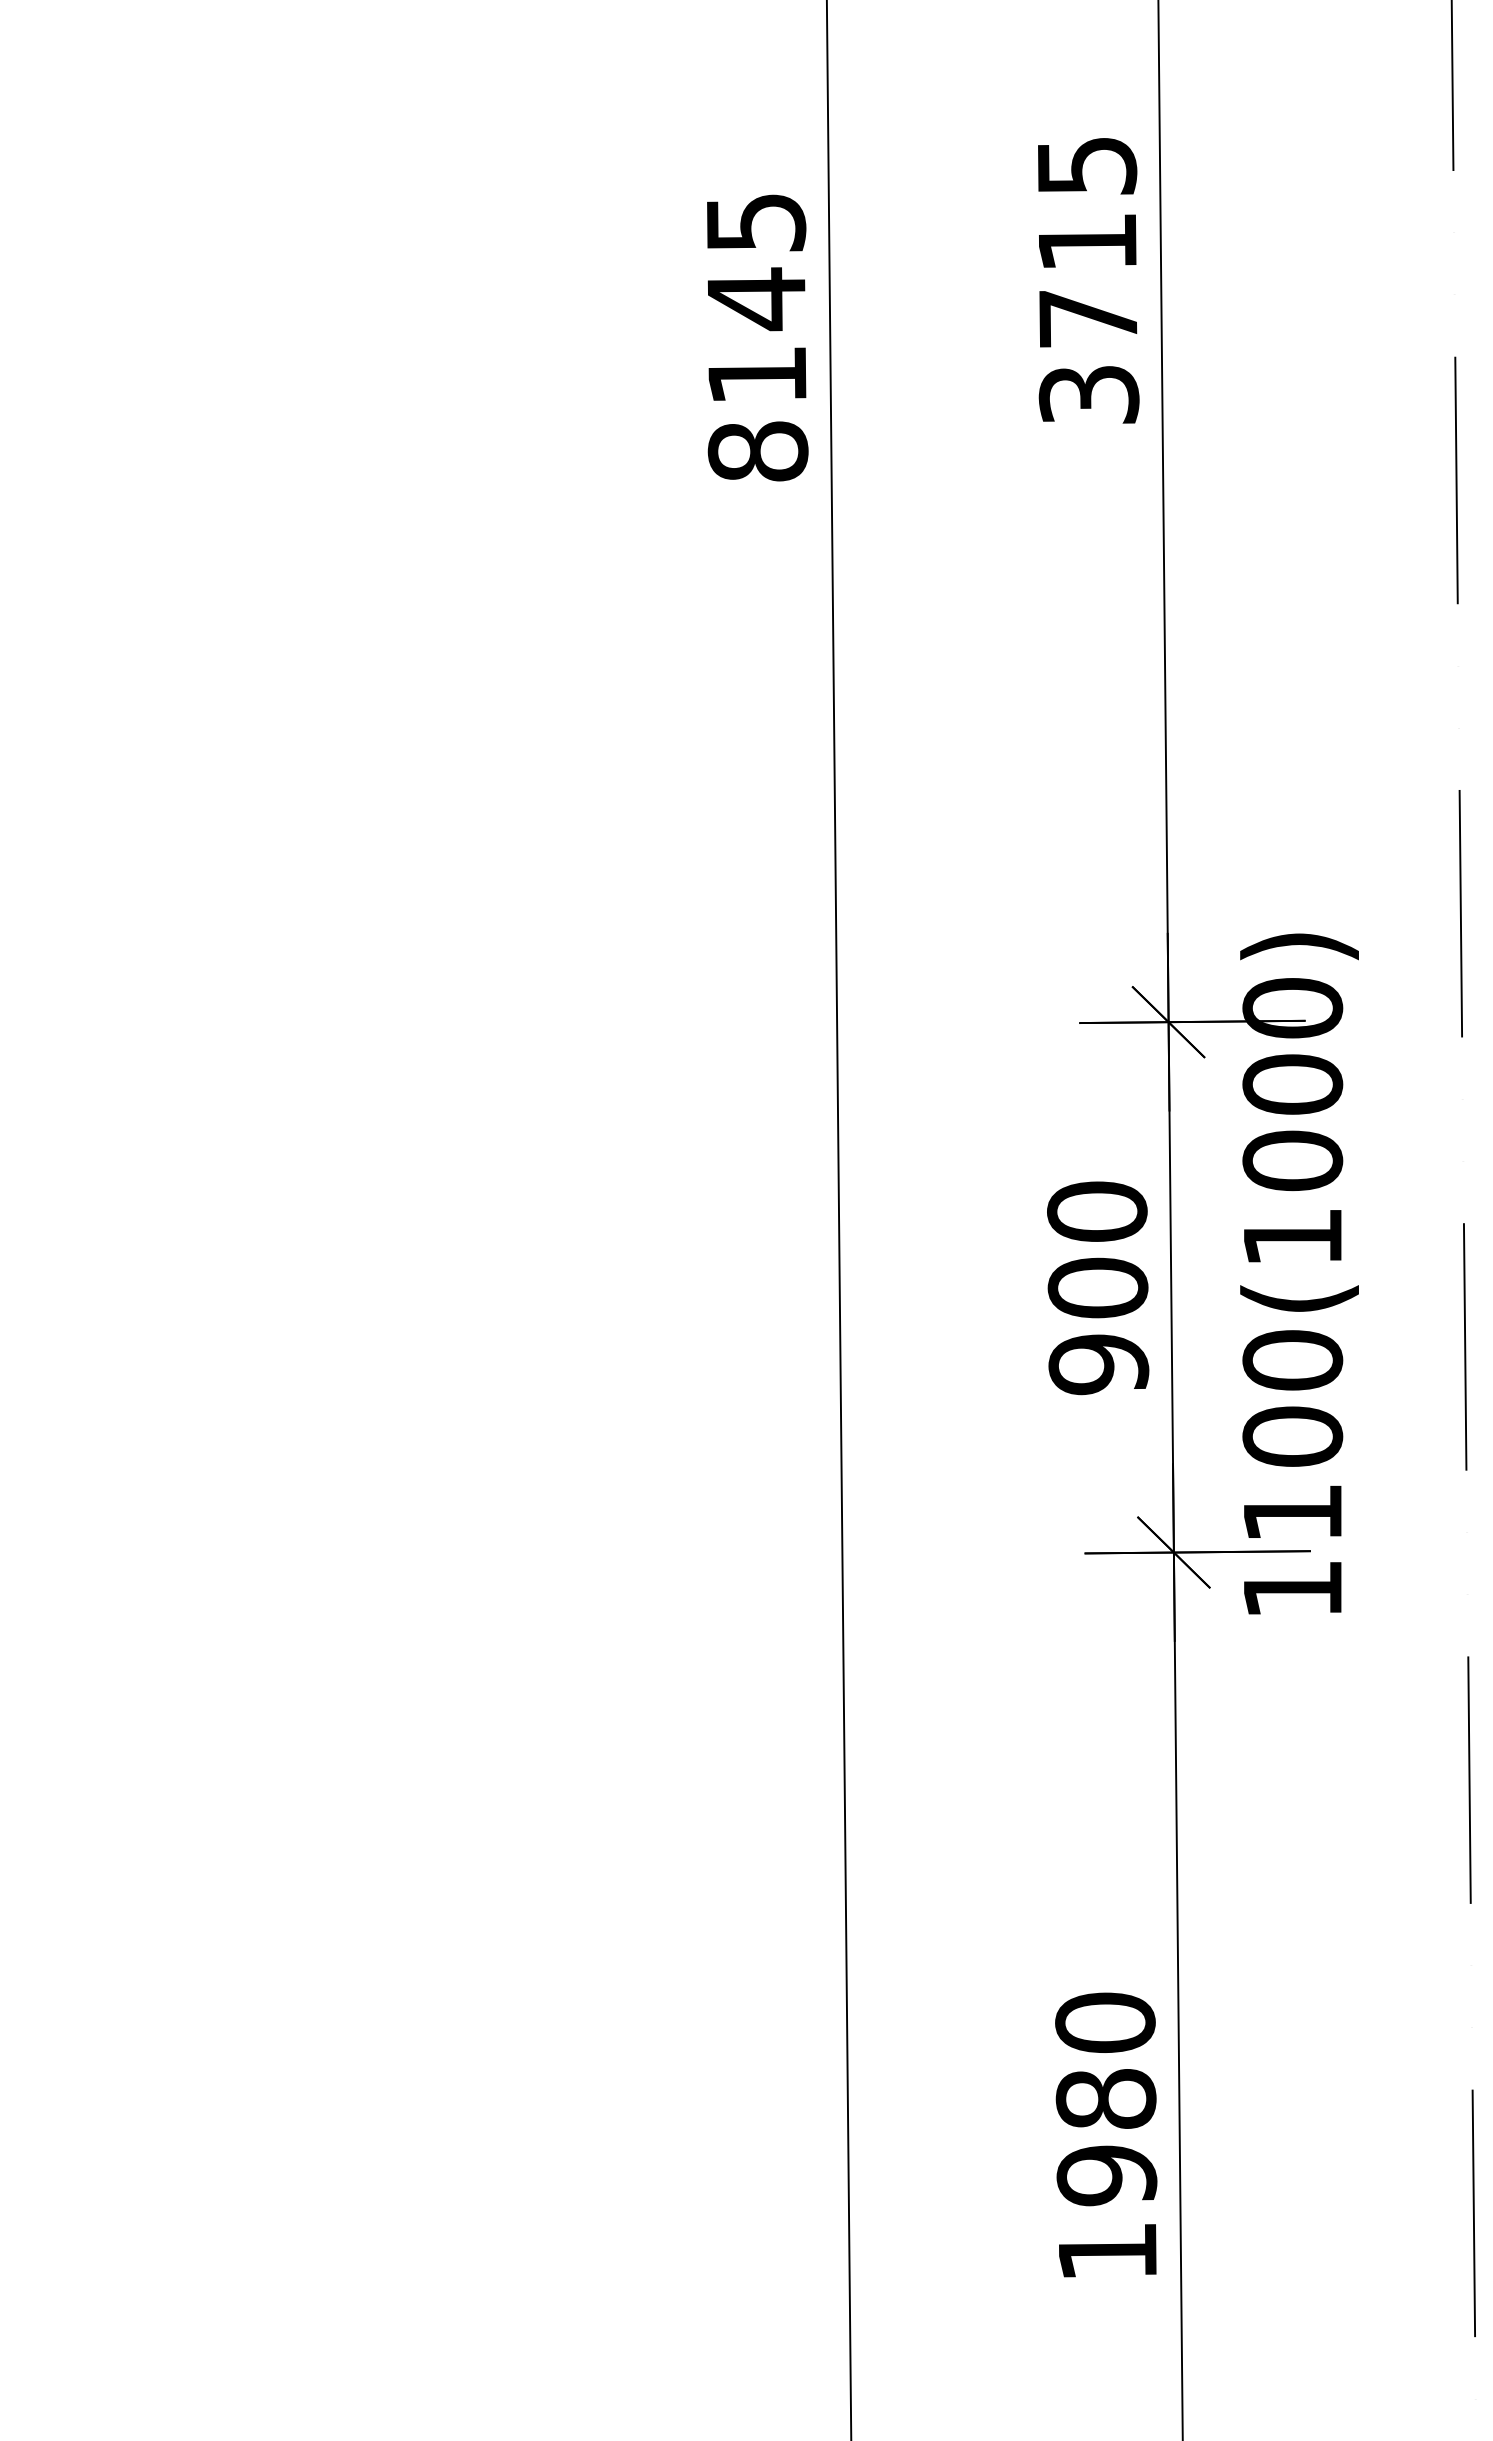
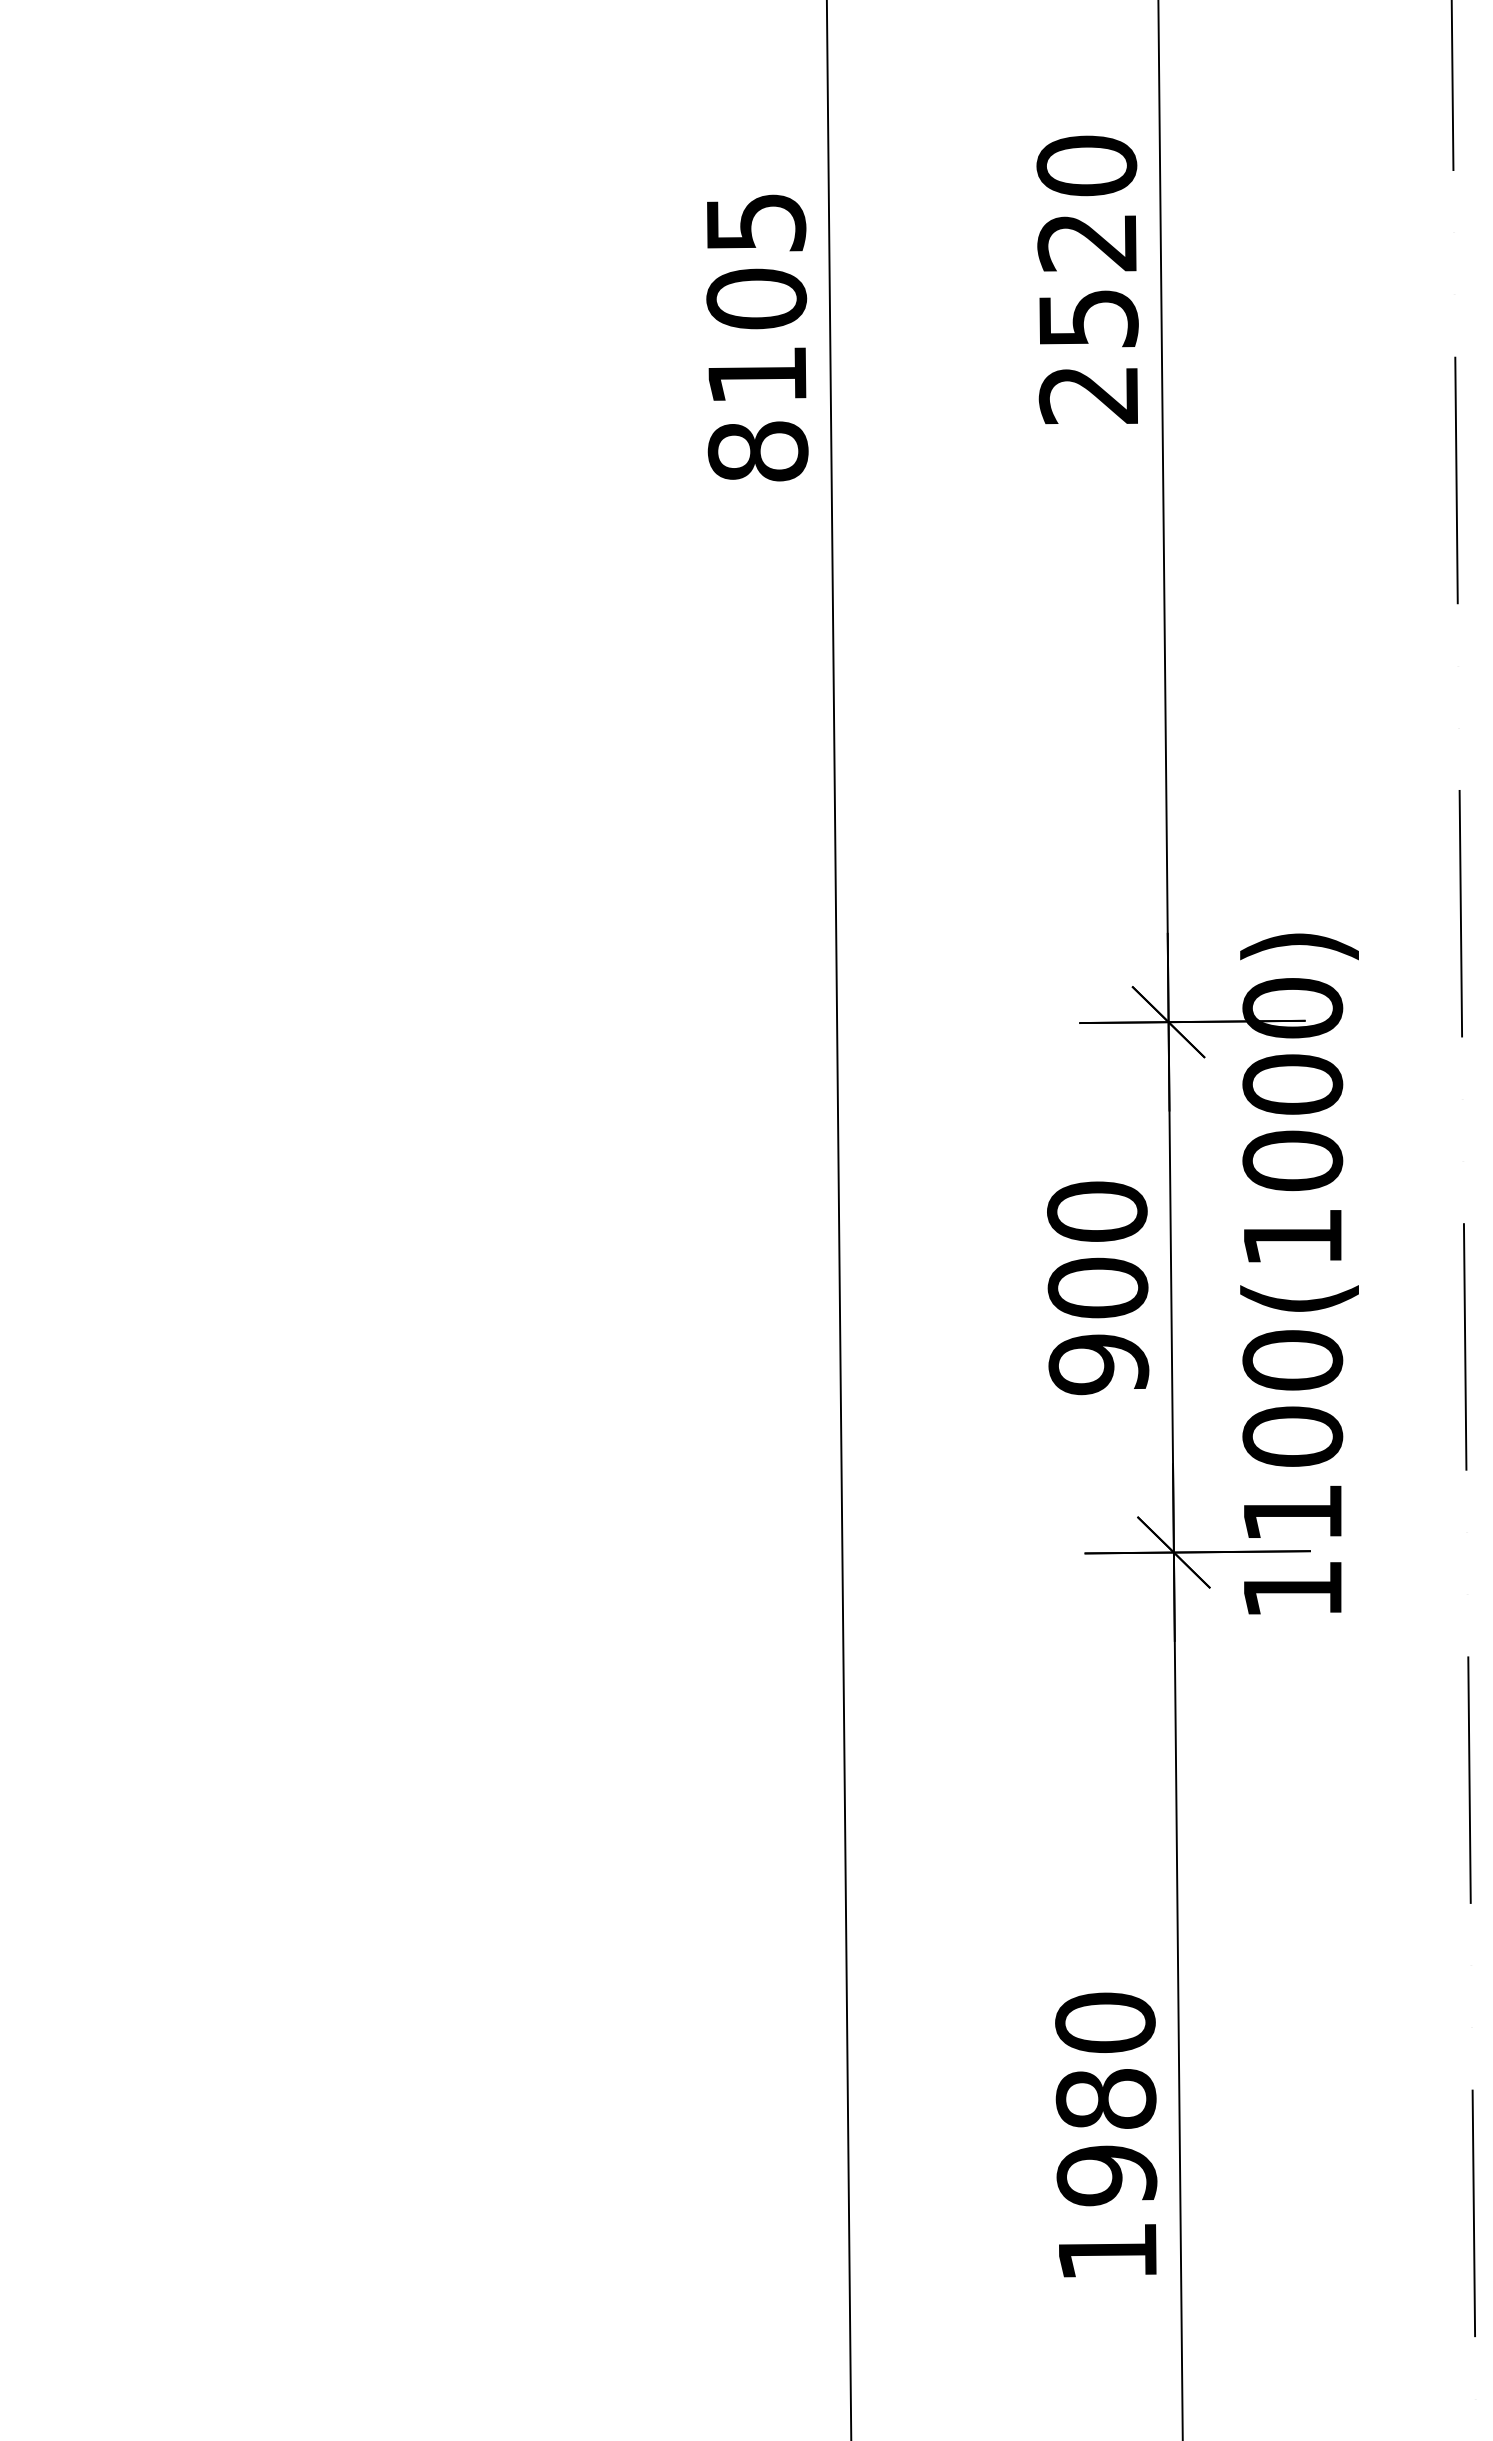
text: 3715 -> 2520 (1087, 279)
text: 8145 -> 8105 (756, 299)
